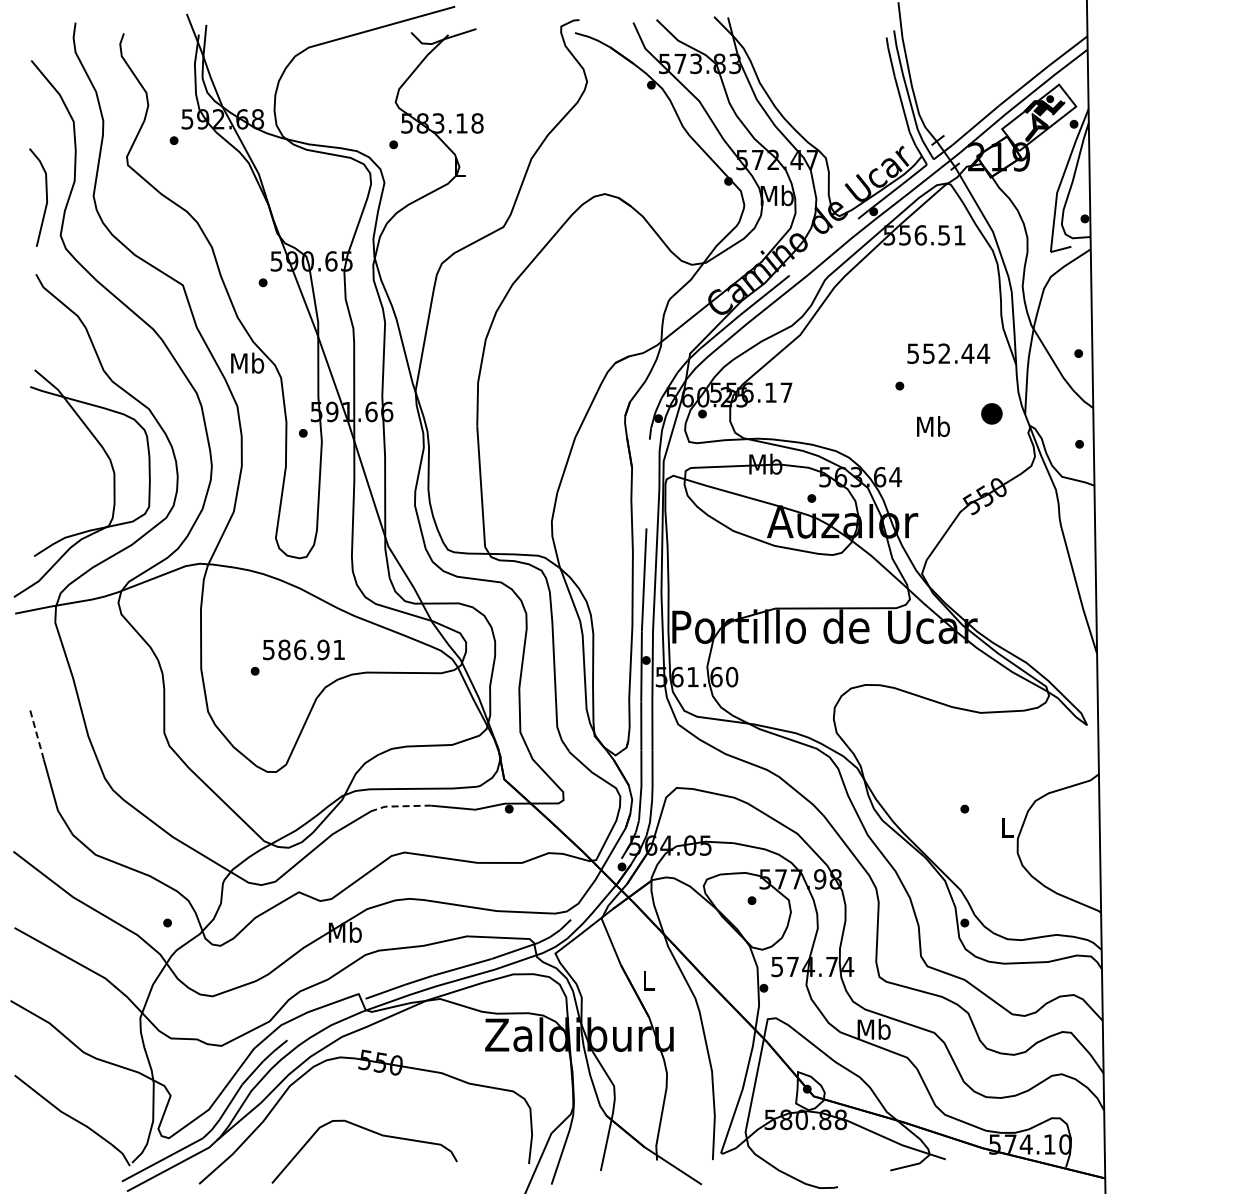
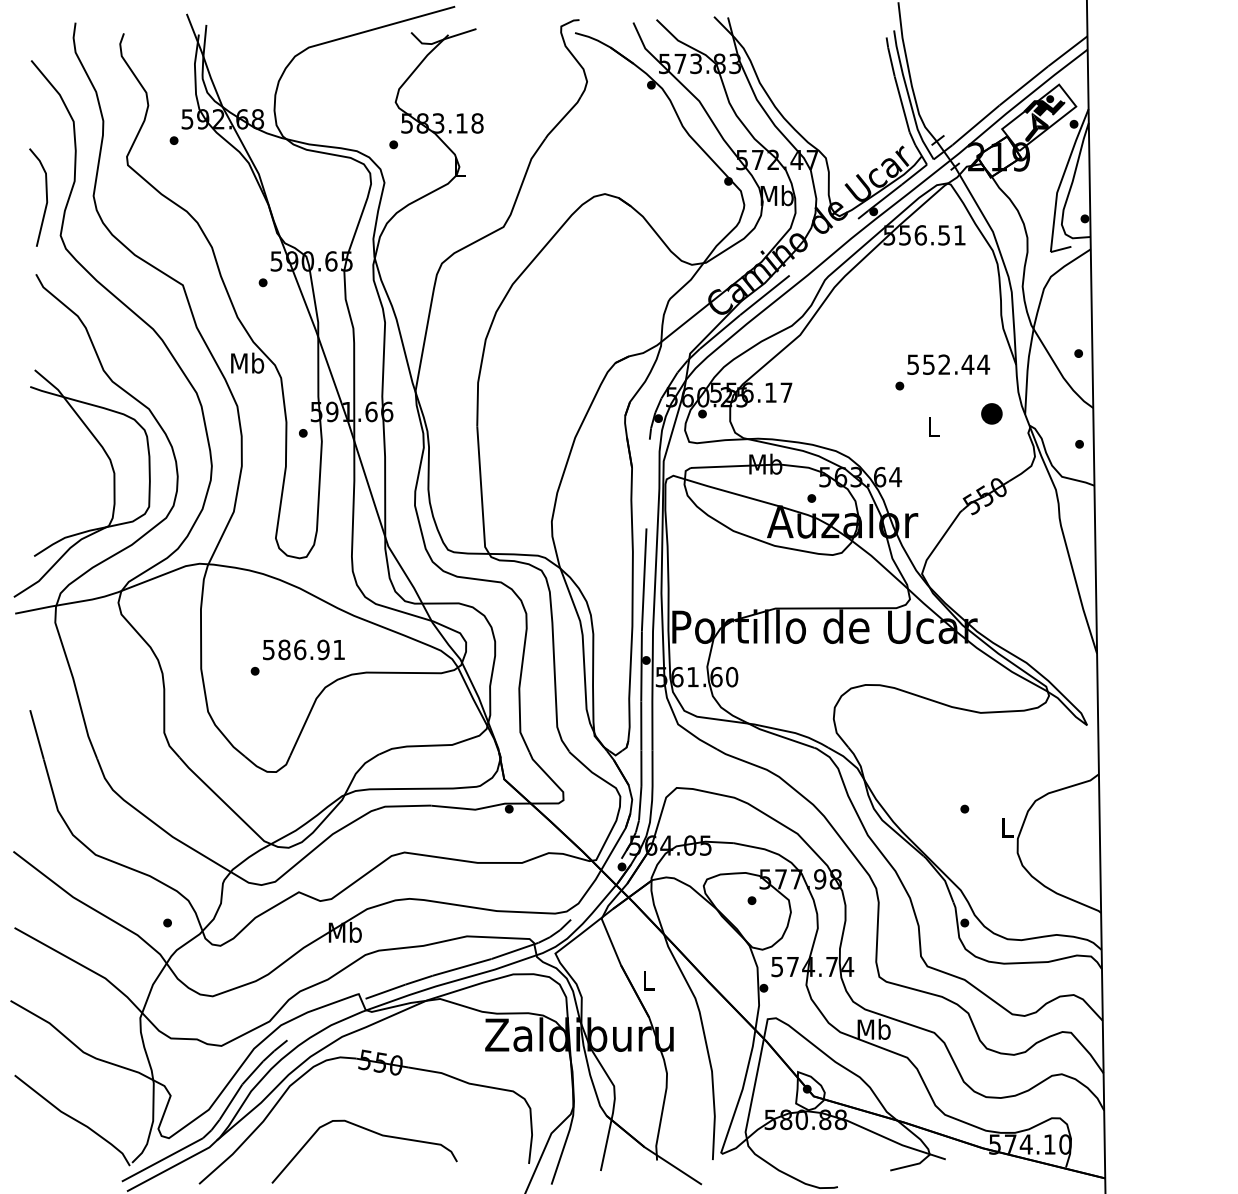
text position: (948, 353) -> (948, 364) (948, 364)
text: Mb -> L (933, 426)
line: dashed -> solid (37, 734)
line: dashed -> solid (404, 806)
